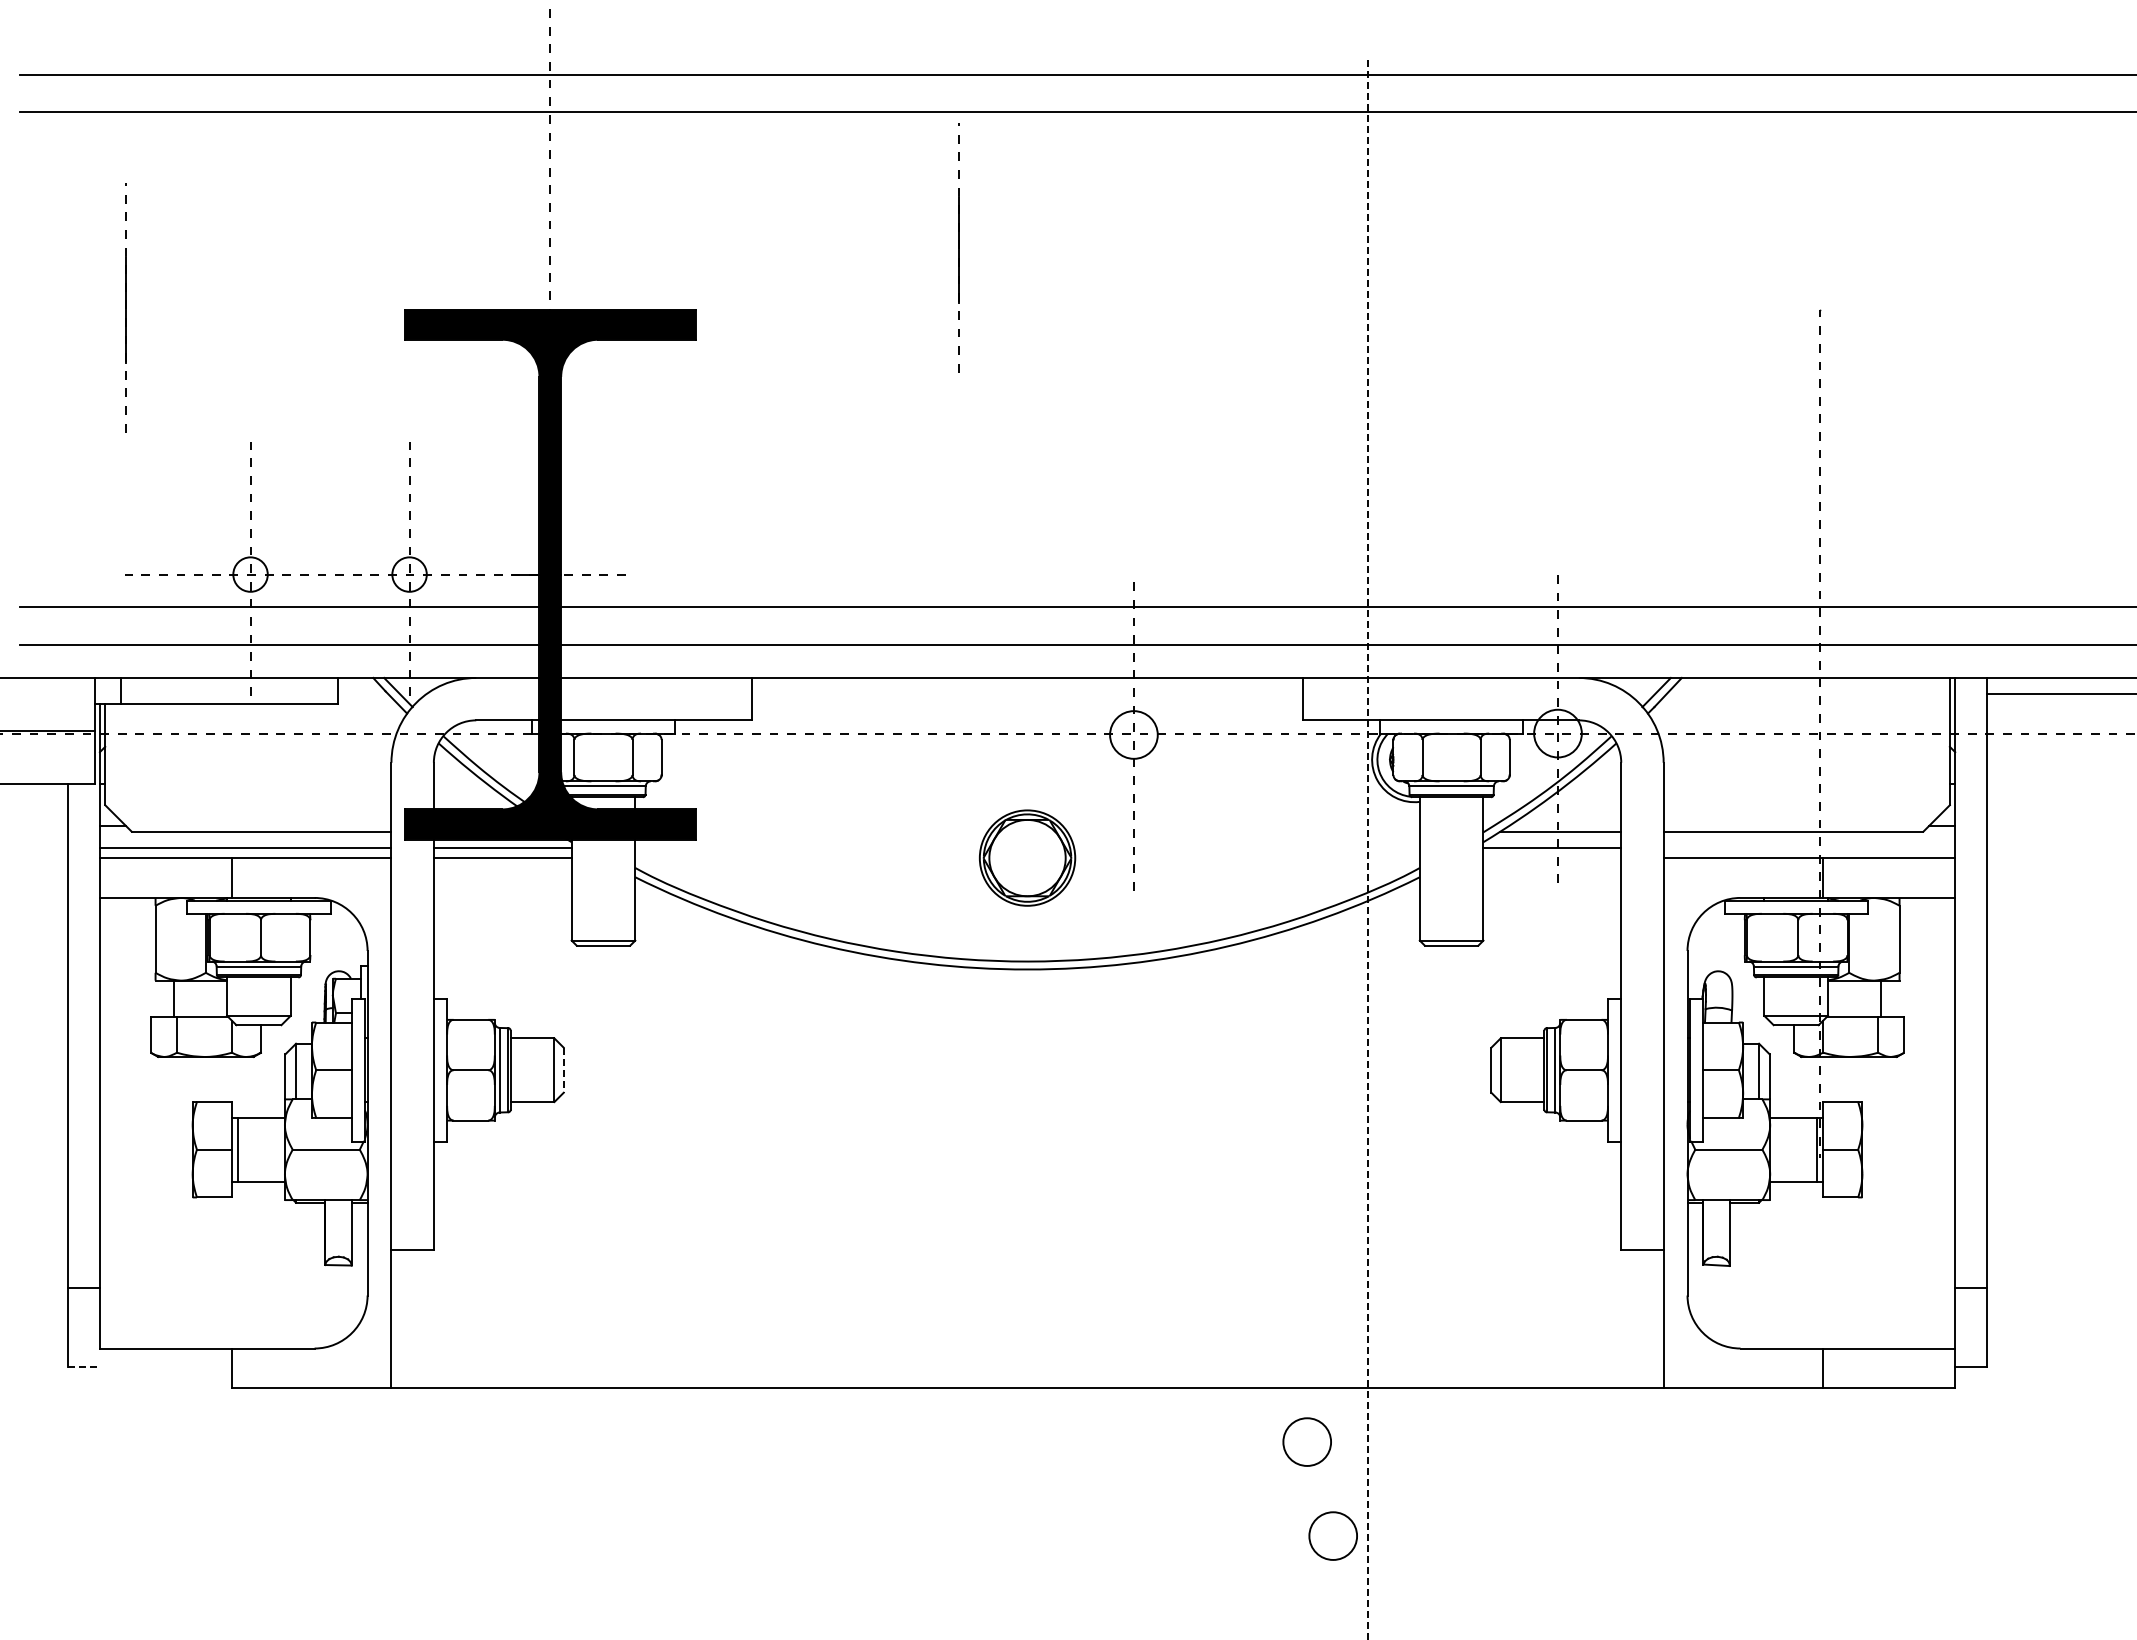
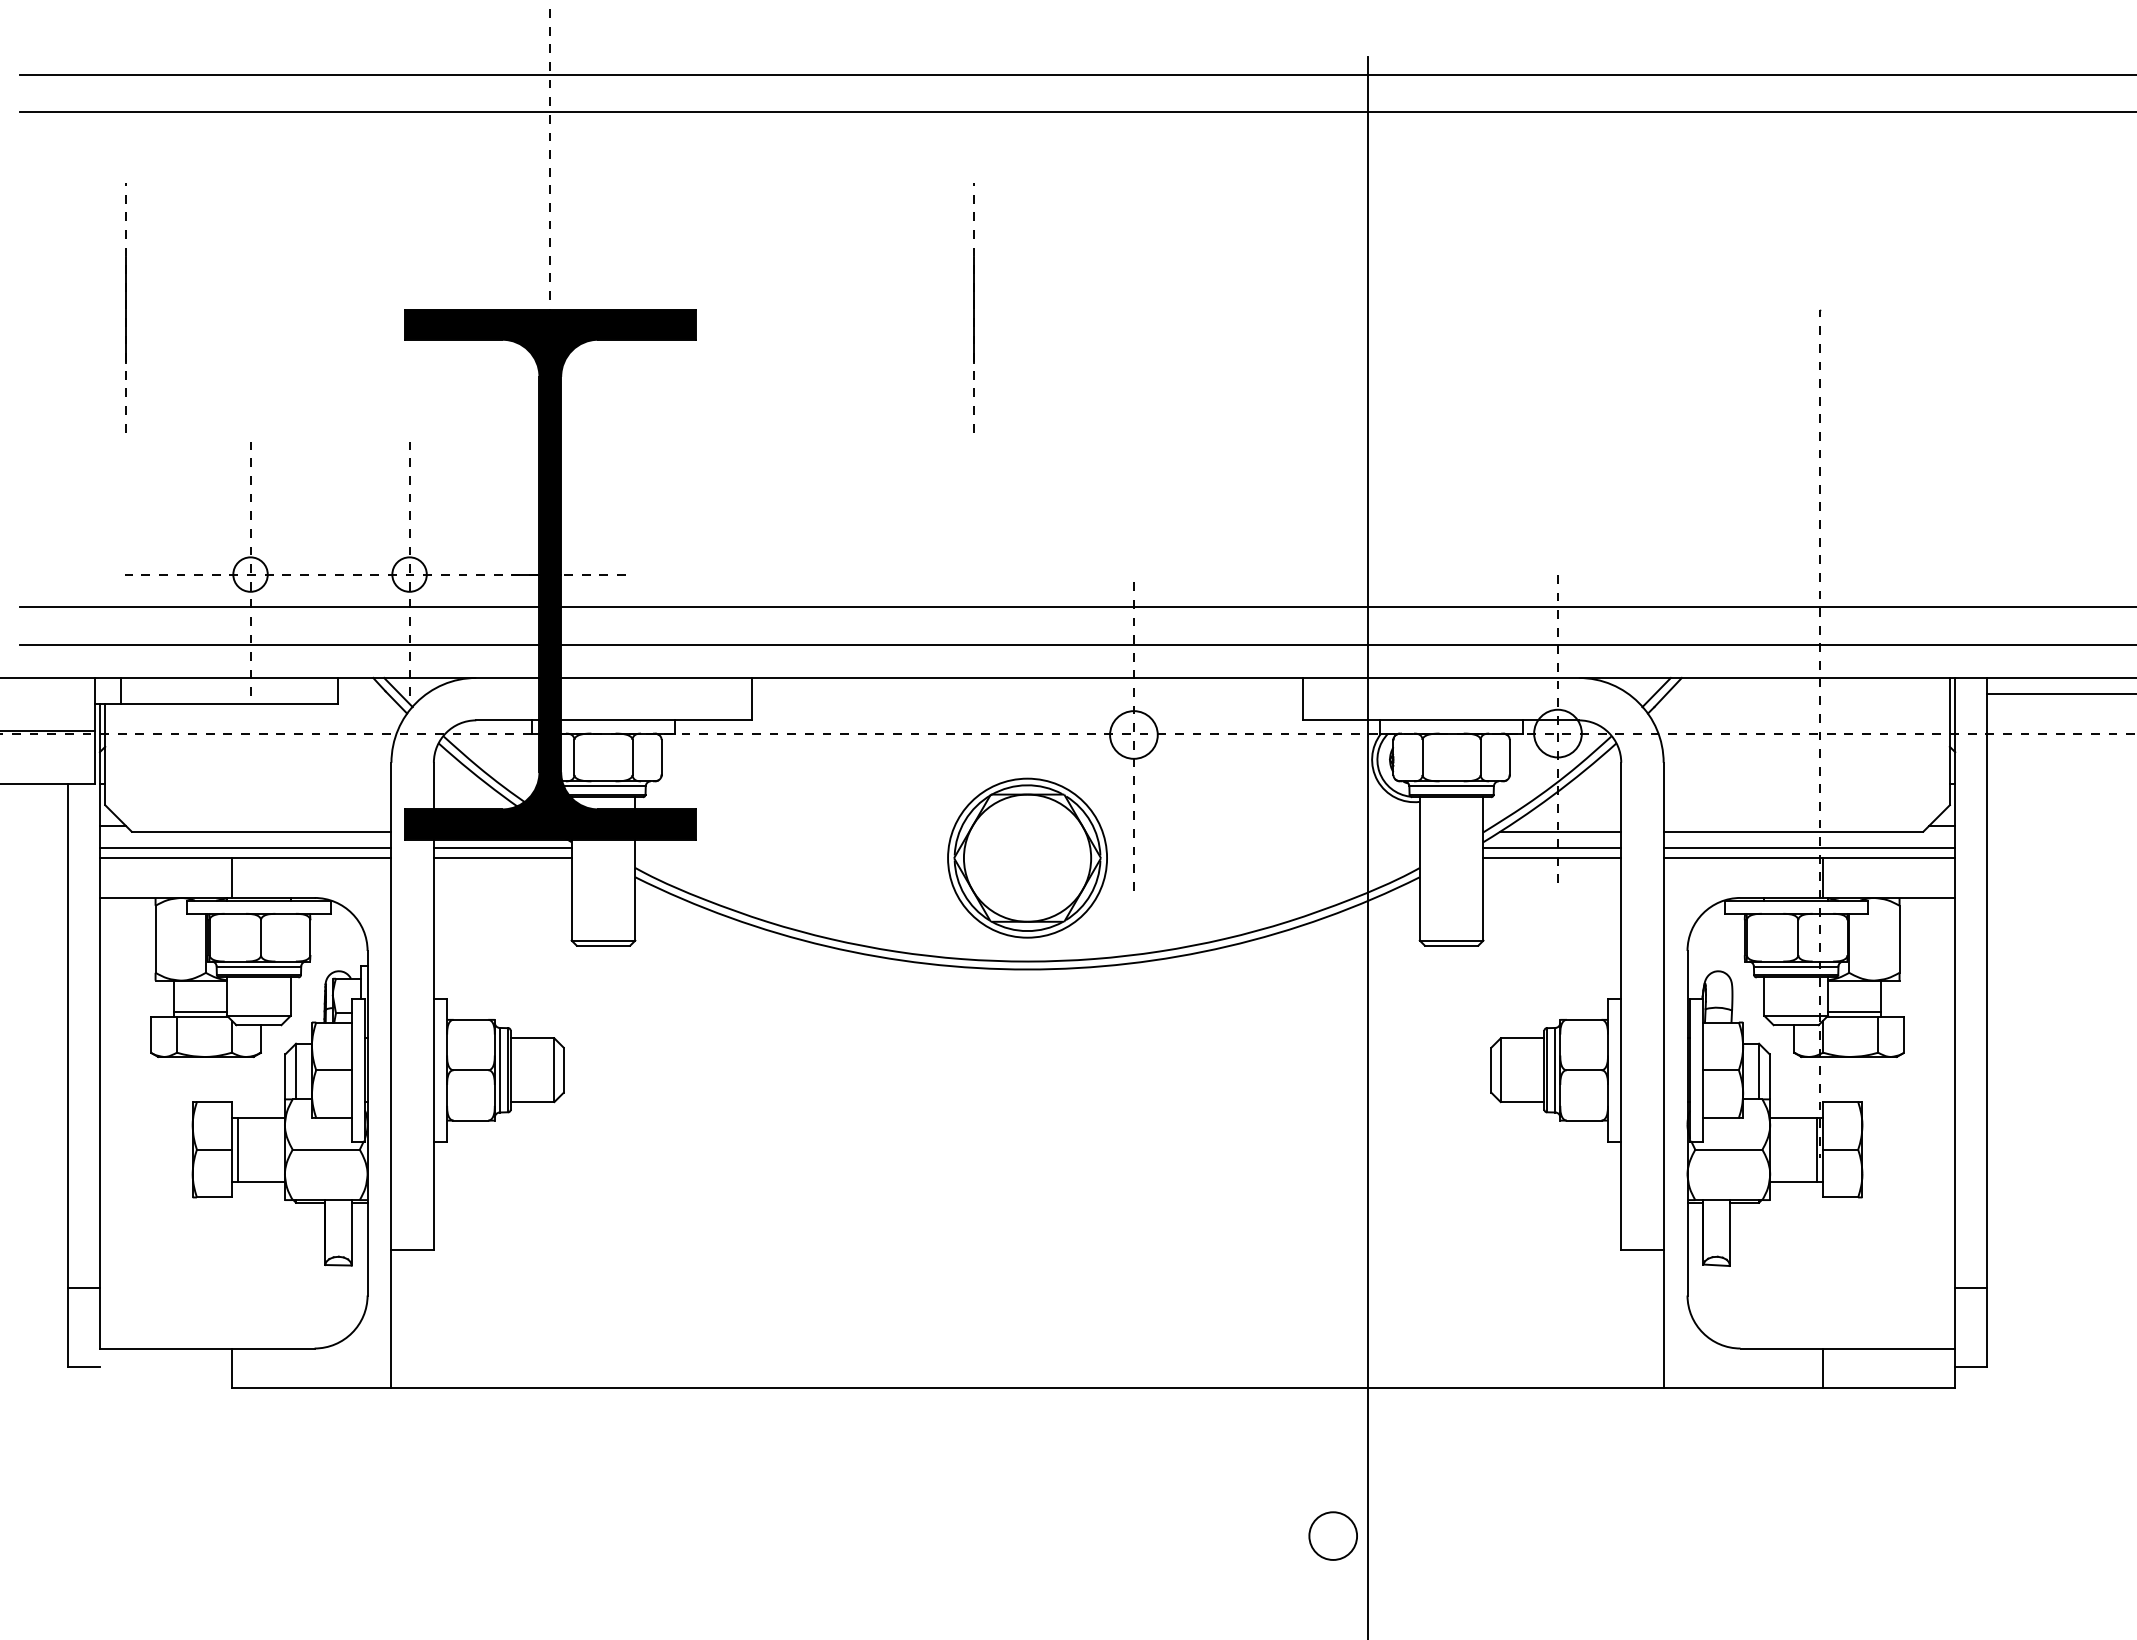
line position: (958, 247) -> (973, 307) (973, 307)
line: none -> present (1809, 847)
line: dashed -> solid (1368, 848)
part size: 98x98 px -> 161x162 px (1027, 857)
line: none -> present (1552, 858)
line: none -> present (200, 1011)
line: none -> present (1853, 1011)
line: dashed -> solid (563, 1070)
line: dashed -> solid (84, 1367)
circle: present -> none (1306, 1441)
